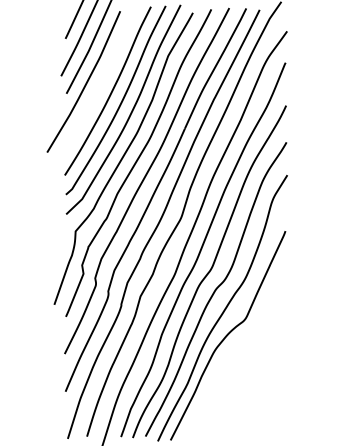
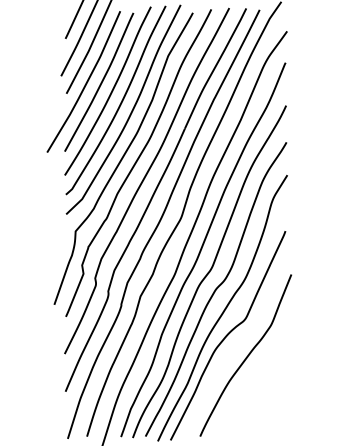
curve: none -> present (100, 82)
curve: none -> present (246, 356)
